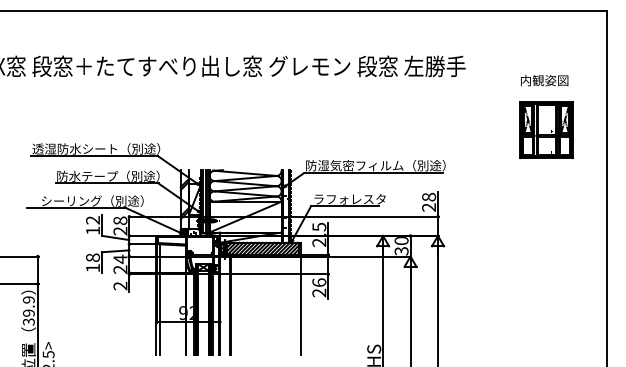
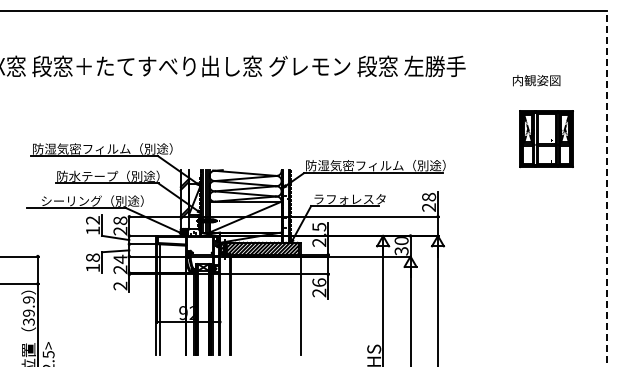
text position: (544, 80) -> (536, 80) (536, 80)
part position: (546, 129) -> (546, 138) (546, 138)
text: 透湿防水シート（別途） -> 防湿気密フィルム（別途） (102, 148)
line: solid -> dashed (607, 188)
